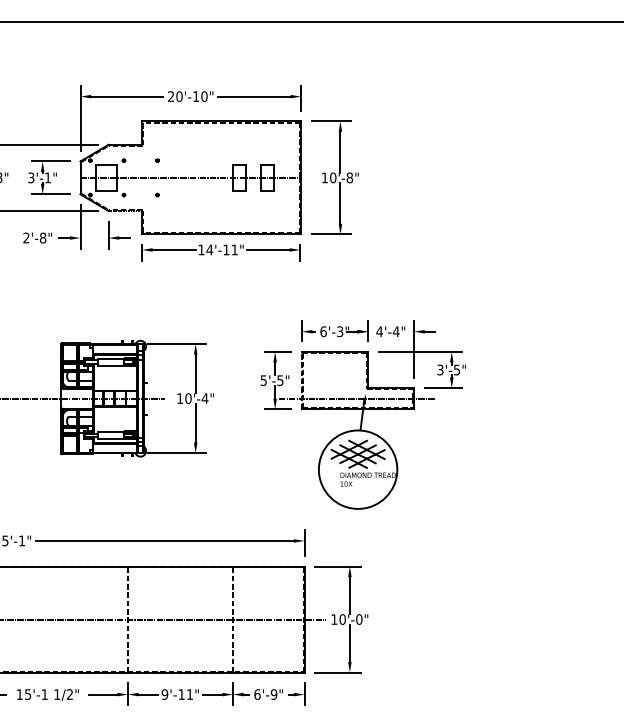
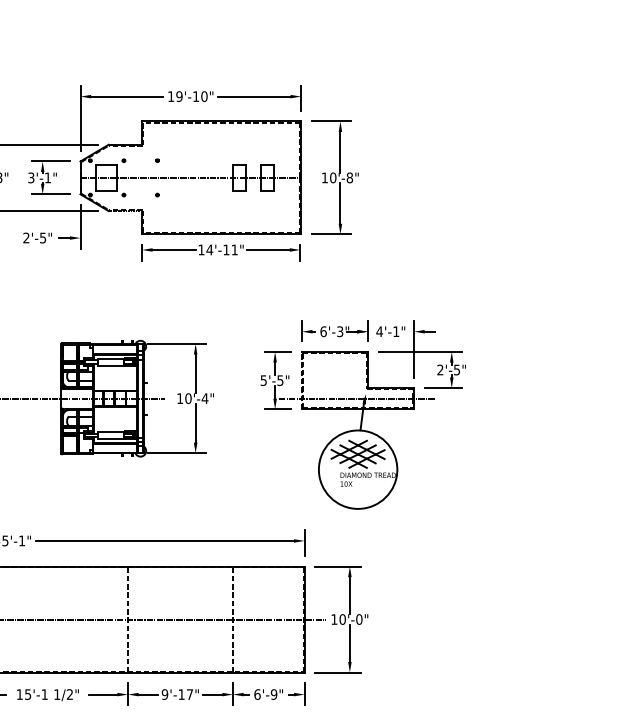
line: present -> none (311, 21)
text: 20'-10" -> 19'-10" (175, 96)
part: present -> none (119, 235)
text: 2'-8" -> 2'-5" (42, 237)
text: 4'-4" -> 4'-1" (395, 331)
text: 3'-5" -> 2'-5" (440, 370)
text: 9'-11" -> 9'-17" (189, 694)
